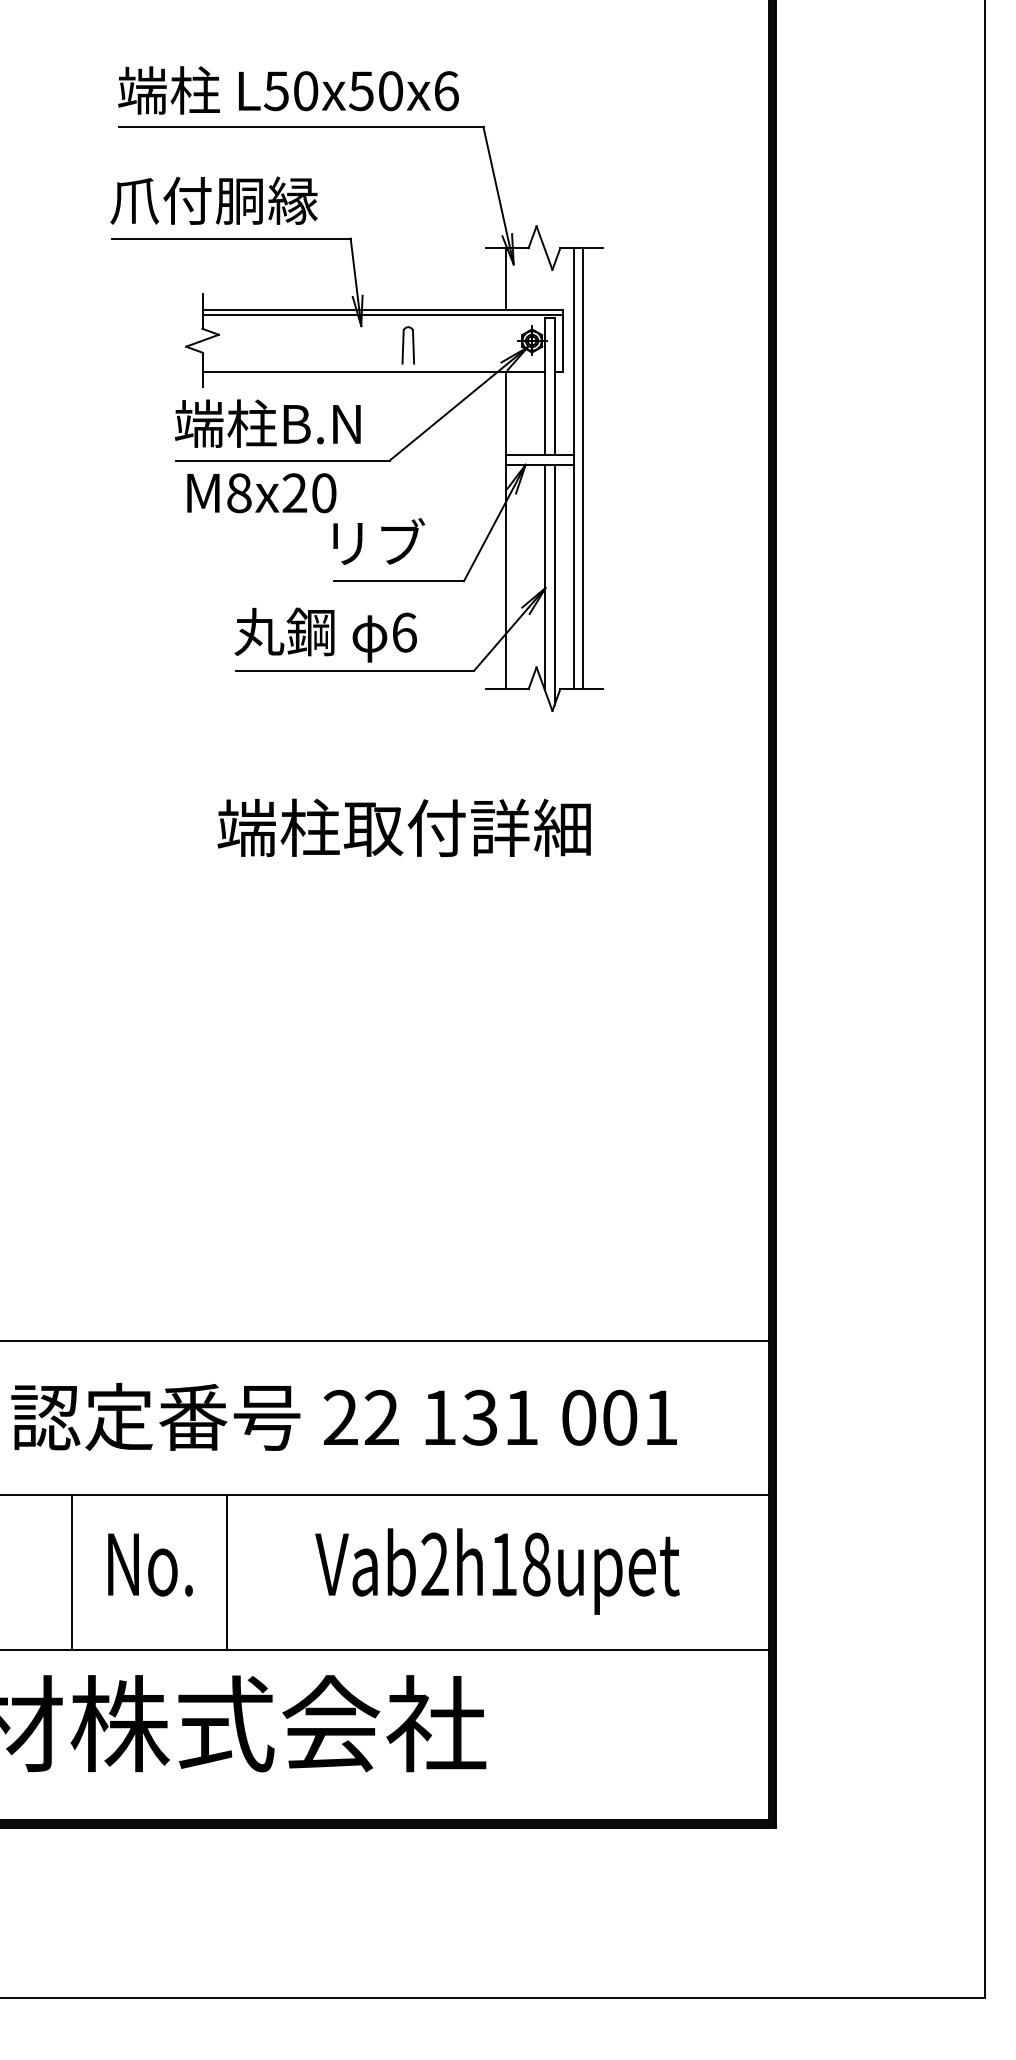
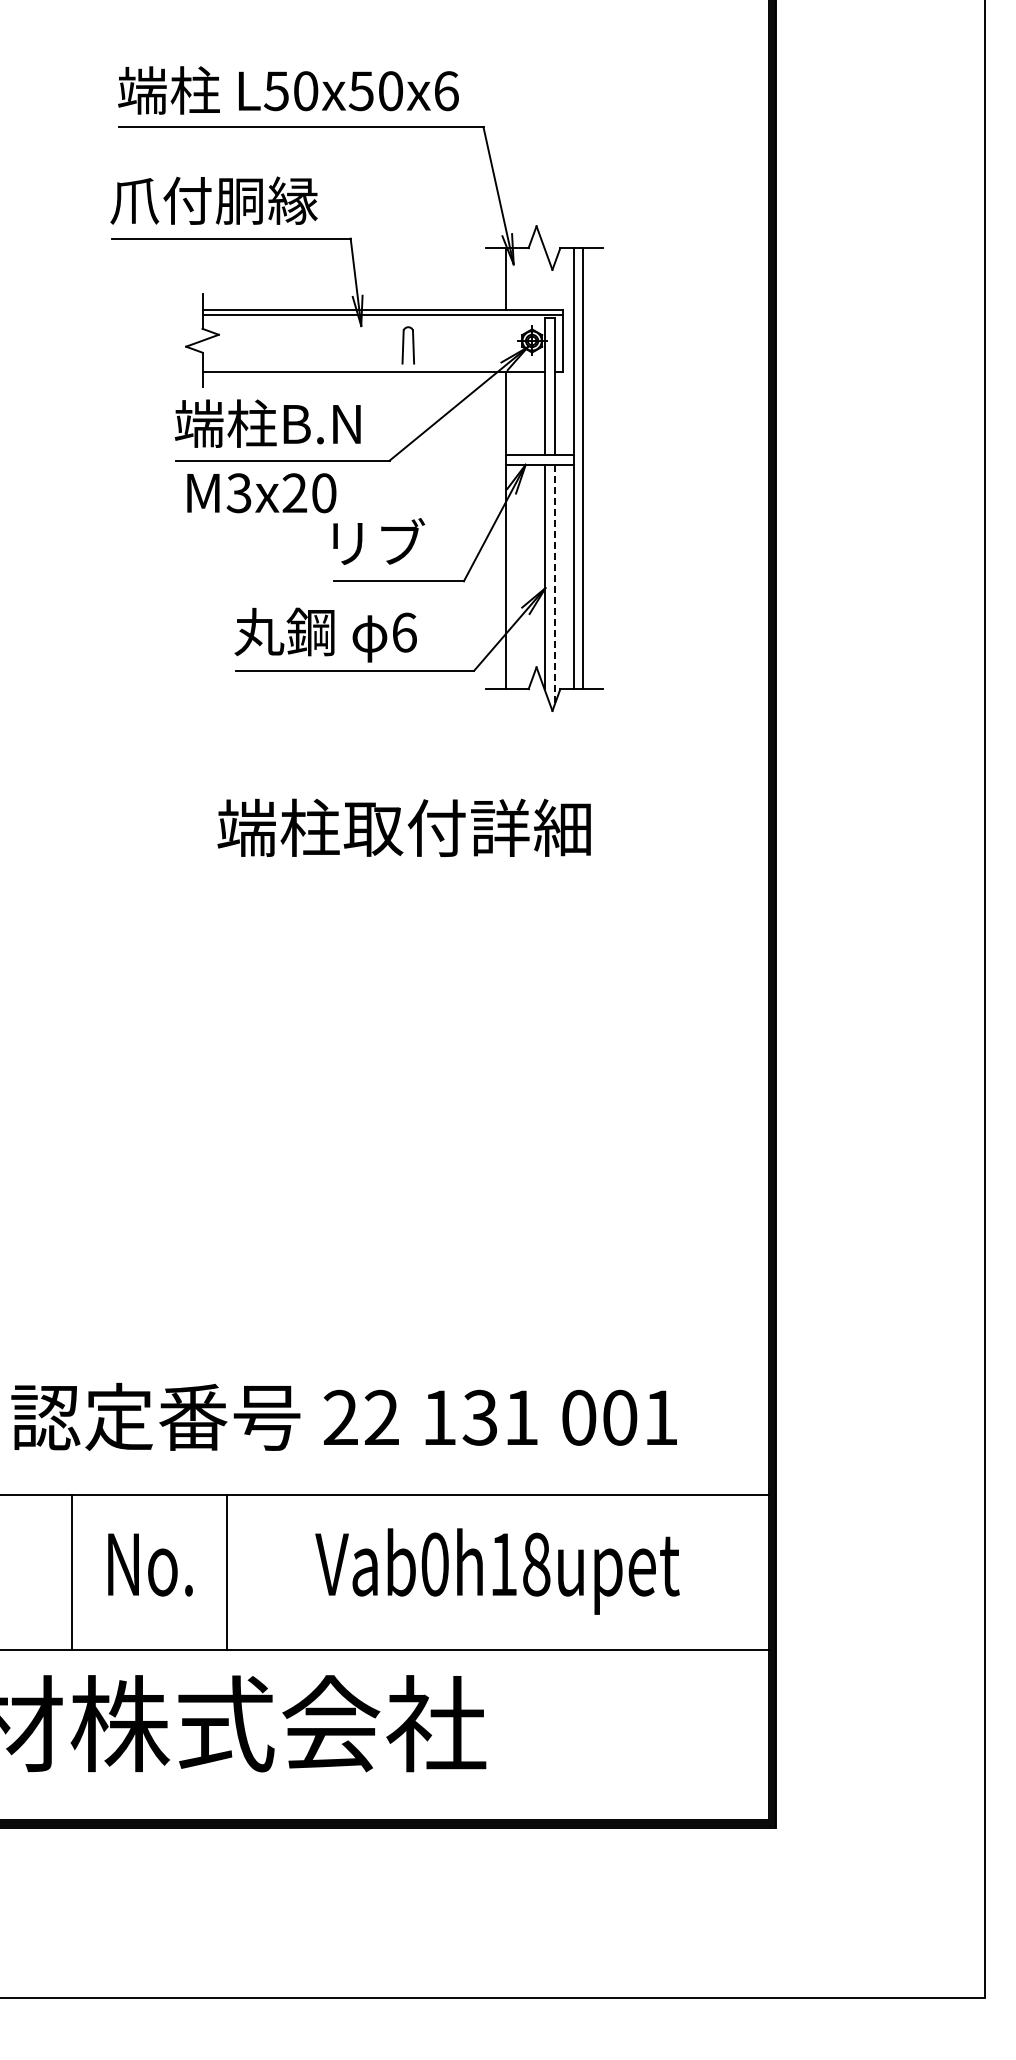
text: M8x20 -> M3x20 (238, 493)
line: solid -> dashed (554, 584)
line: present -> none (385, 1340)
text: Vab2h18upet -> Vab0h18upet (434, 1564)
